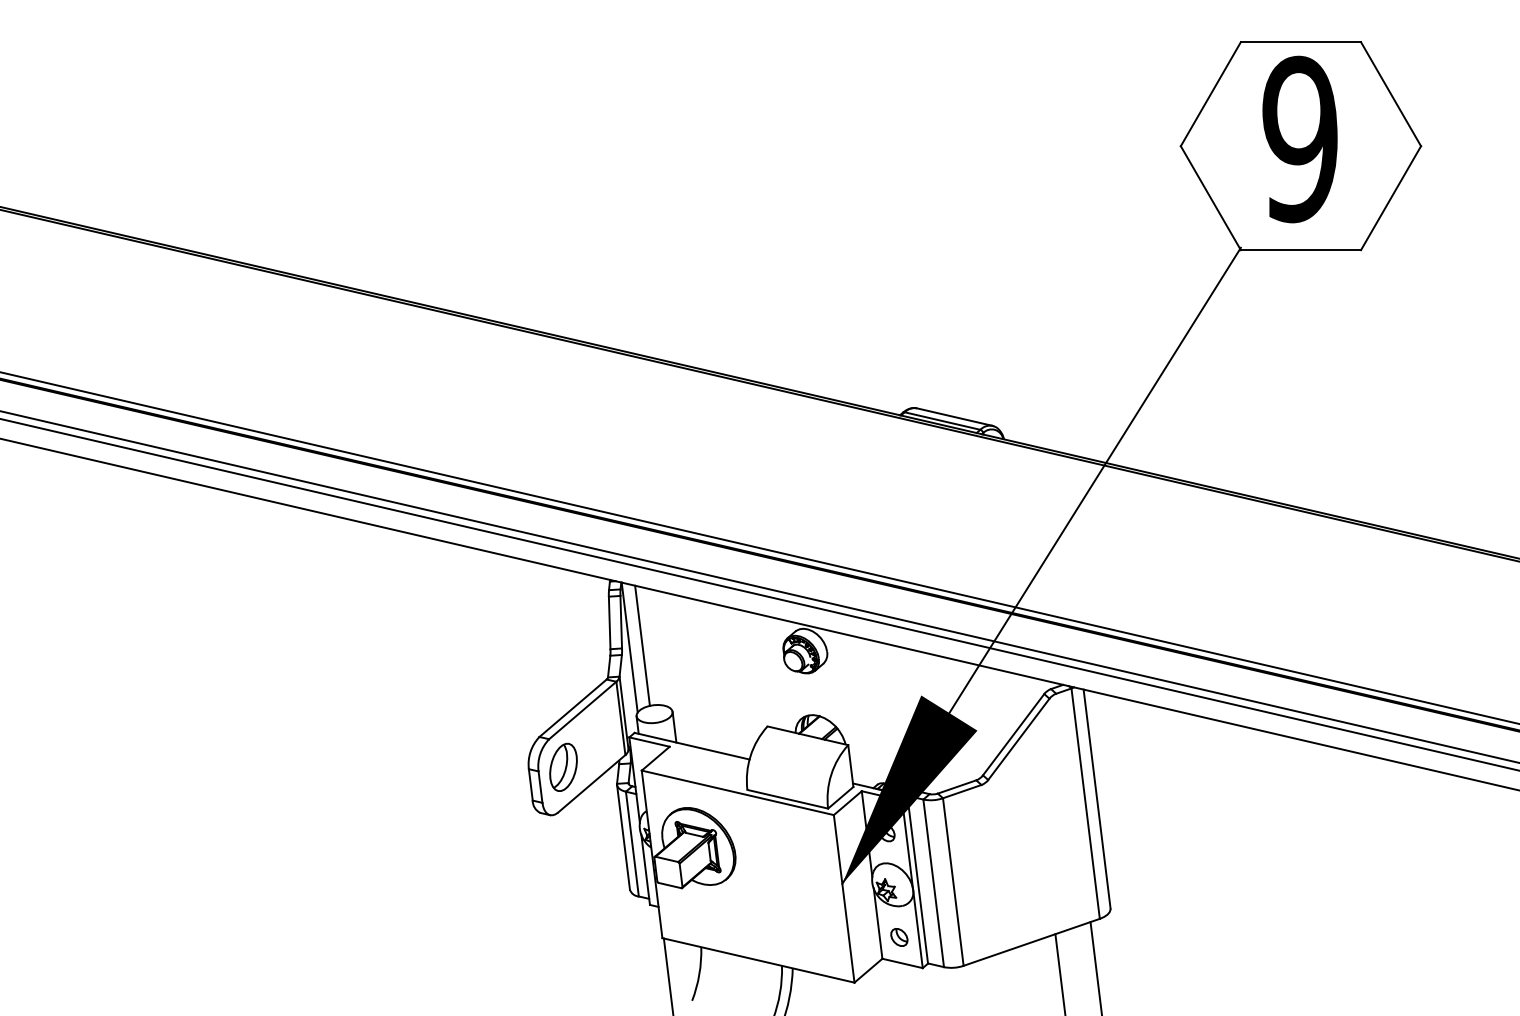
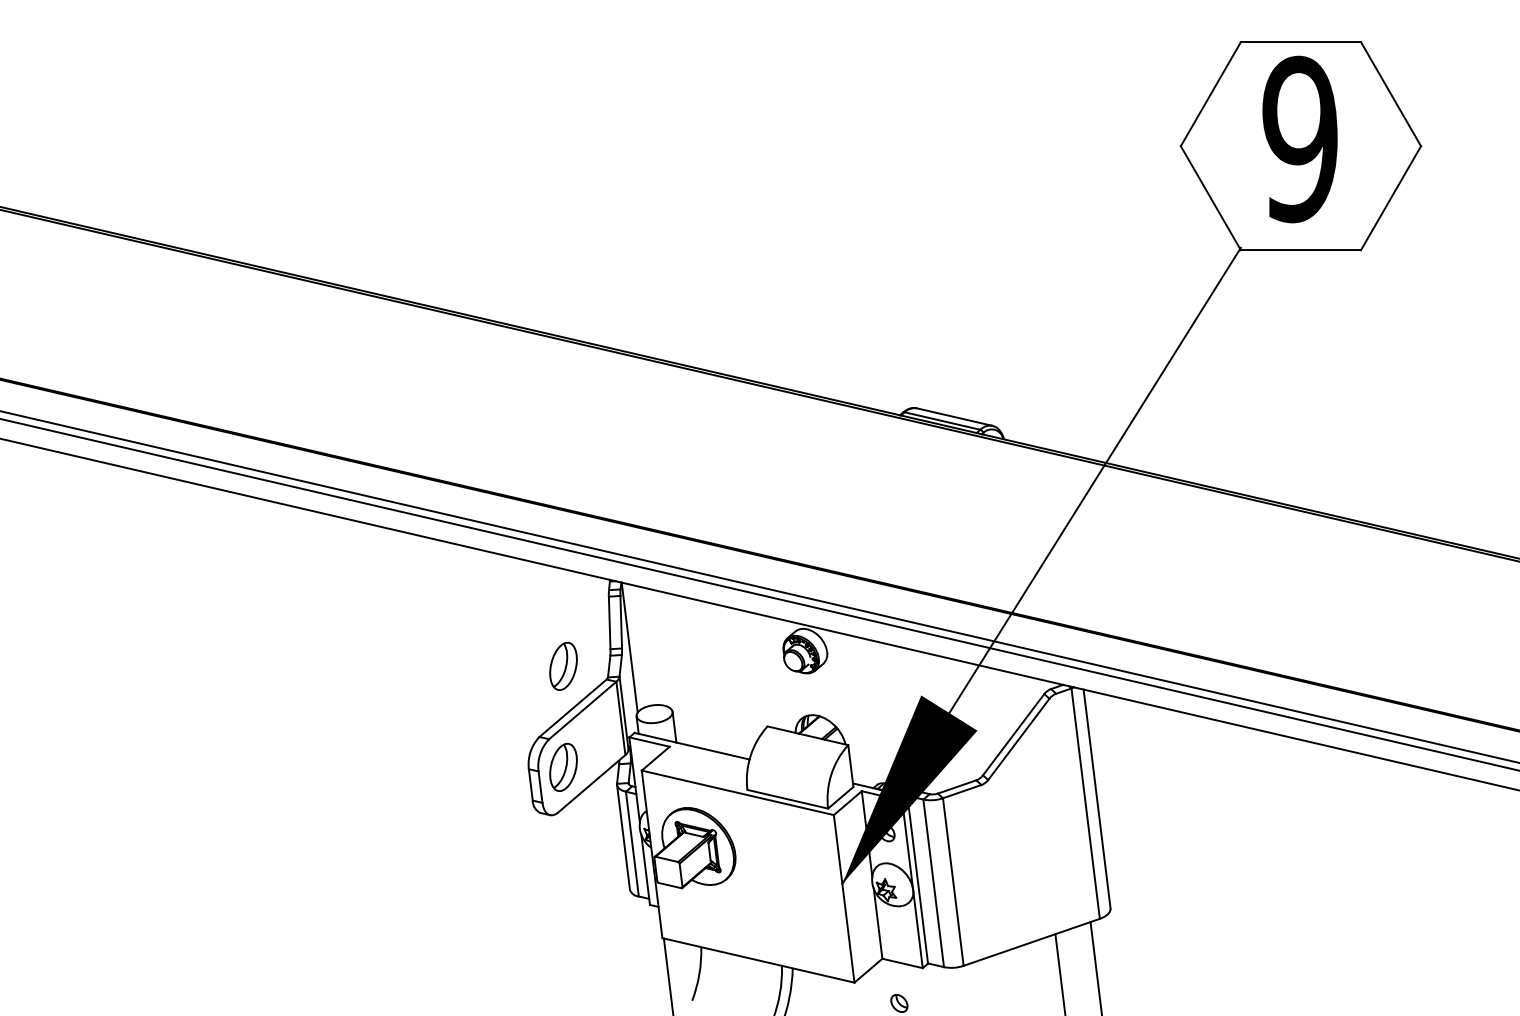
line: present -> none (759, 547)
line: present -> none (642, 645)
part: none -> present (563, 665)
part position: (899, 937) -> (899, 1003) (899, 1003)
